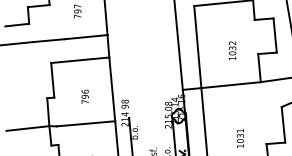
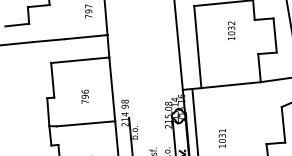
text position: (77, 11) -> (88, 11) (88, 11)
text position: (232, 50) -> (231, 30) (231, 30)
line position: (204, 120) -> (194, 120) (194, 120)
line: present -> none (27, 128)
text position: (240, 138) -> (222, 138) (222, 138)
